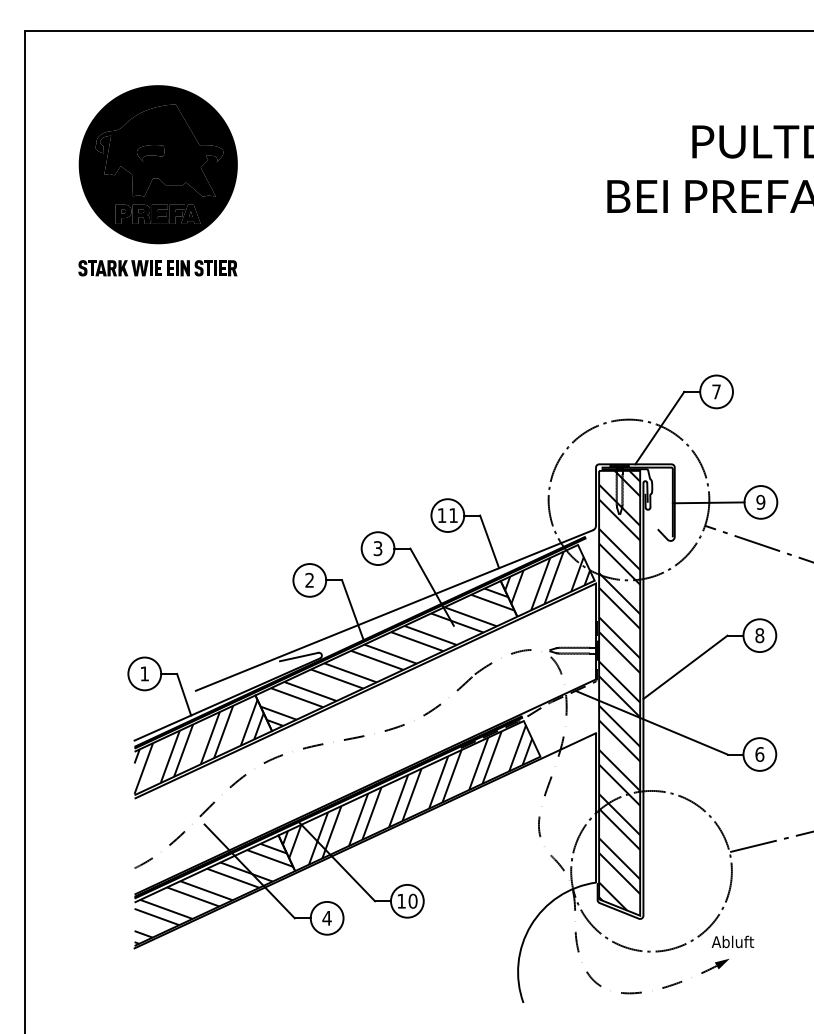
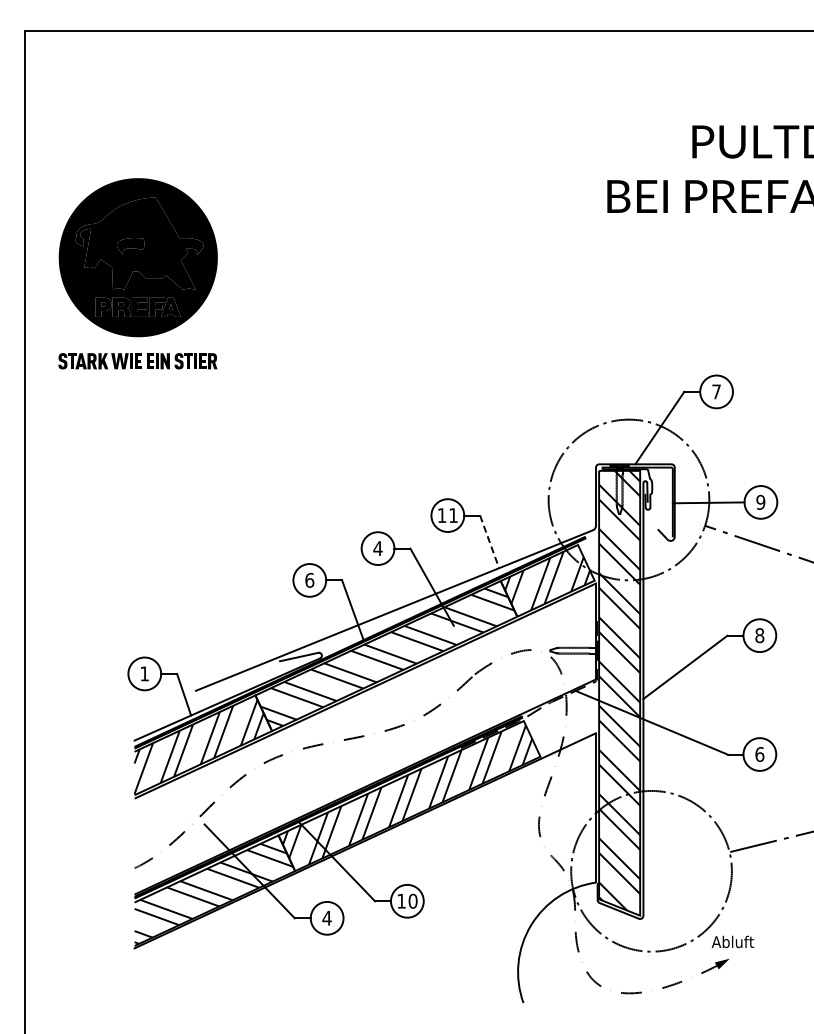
part position: (157, 180) -> (137, 273) (137, 273)
line: solid -> dashed (489, 541)
text: 3 -> 4 (377, 548)
text: 2 -> 6 (309, 579)
